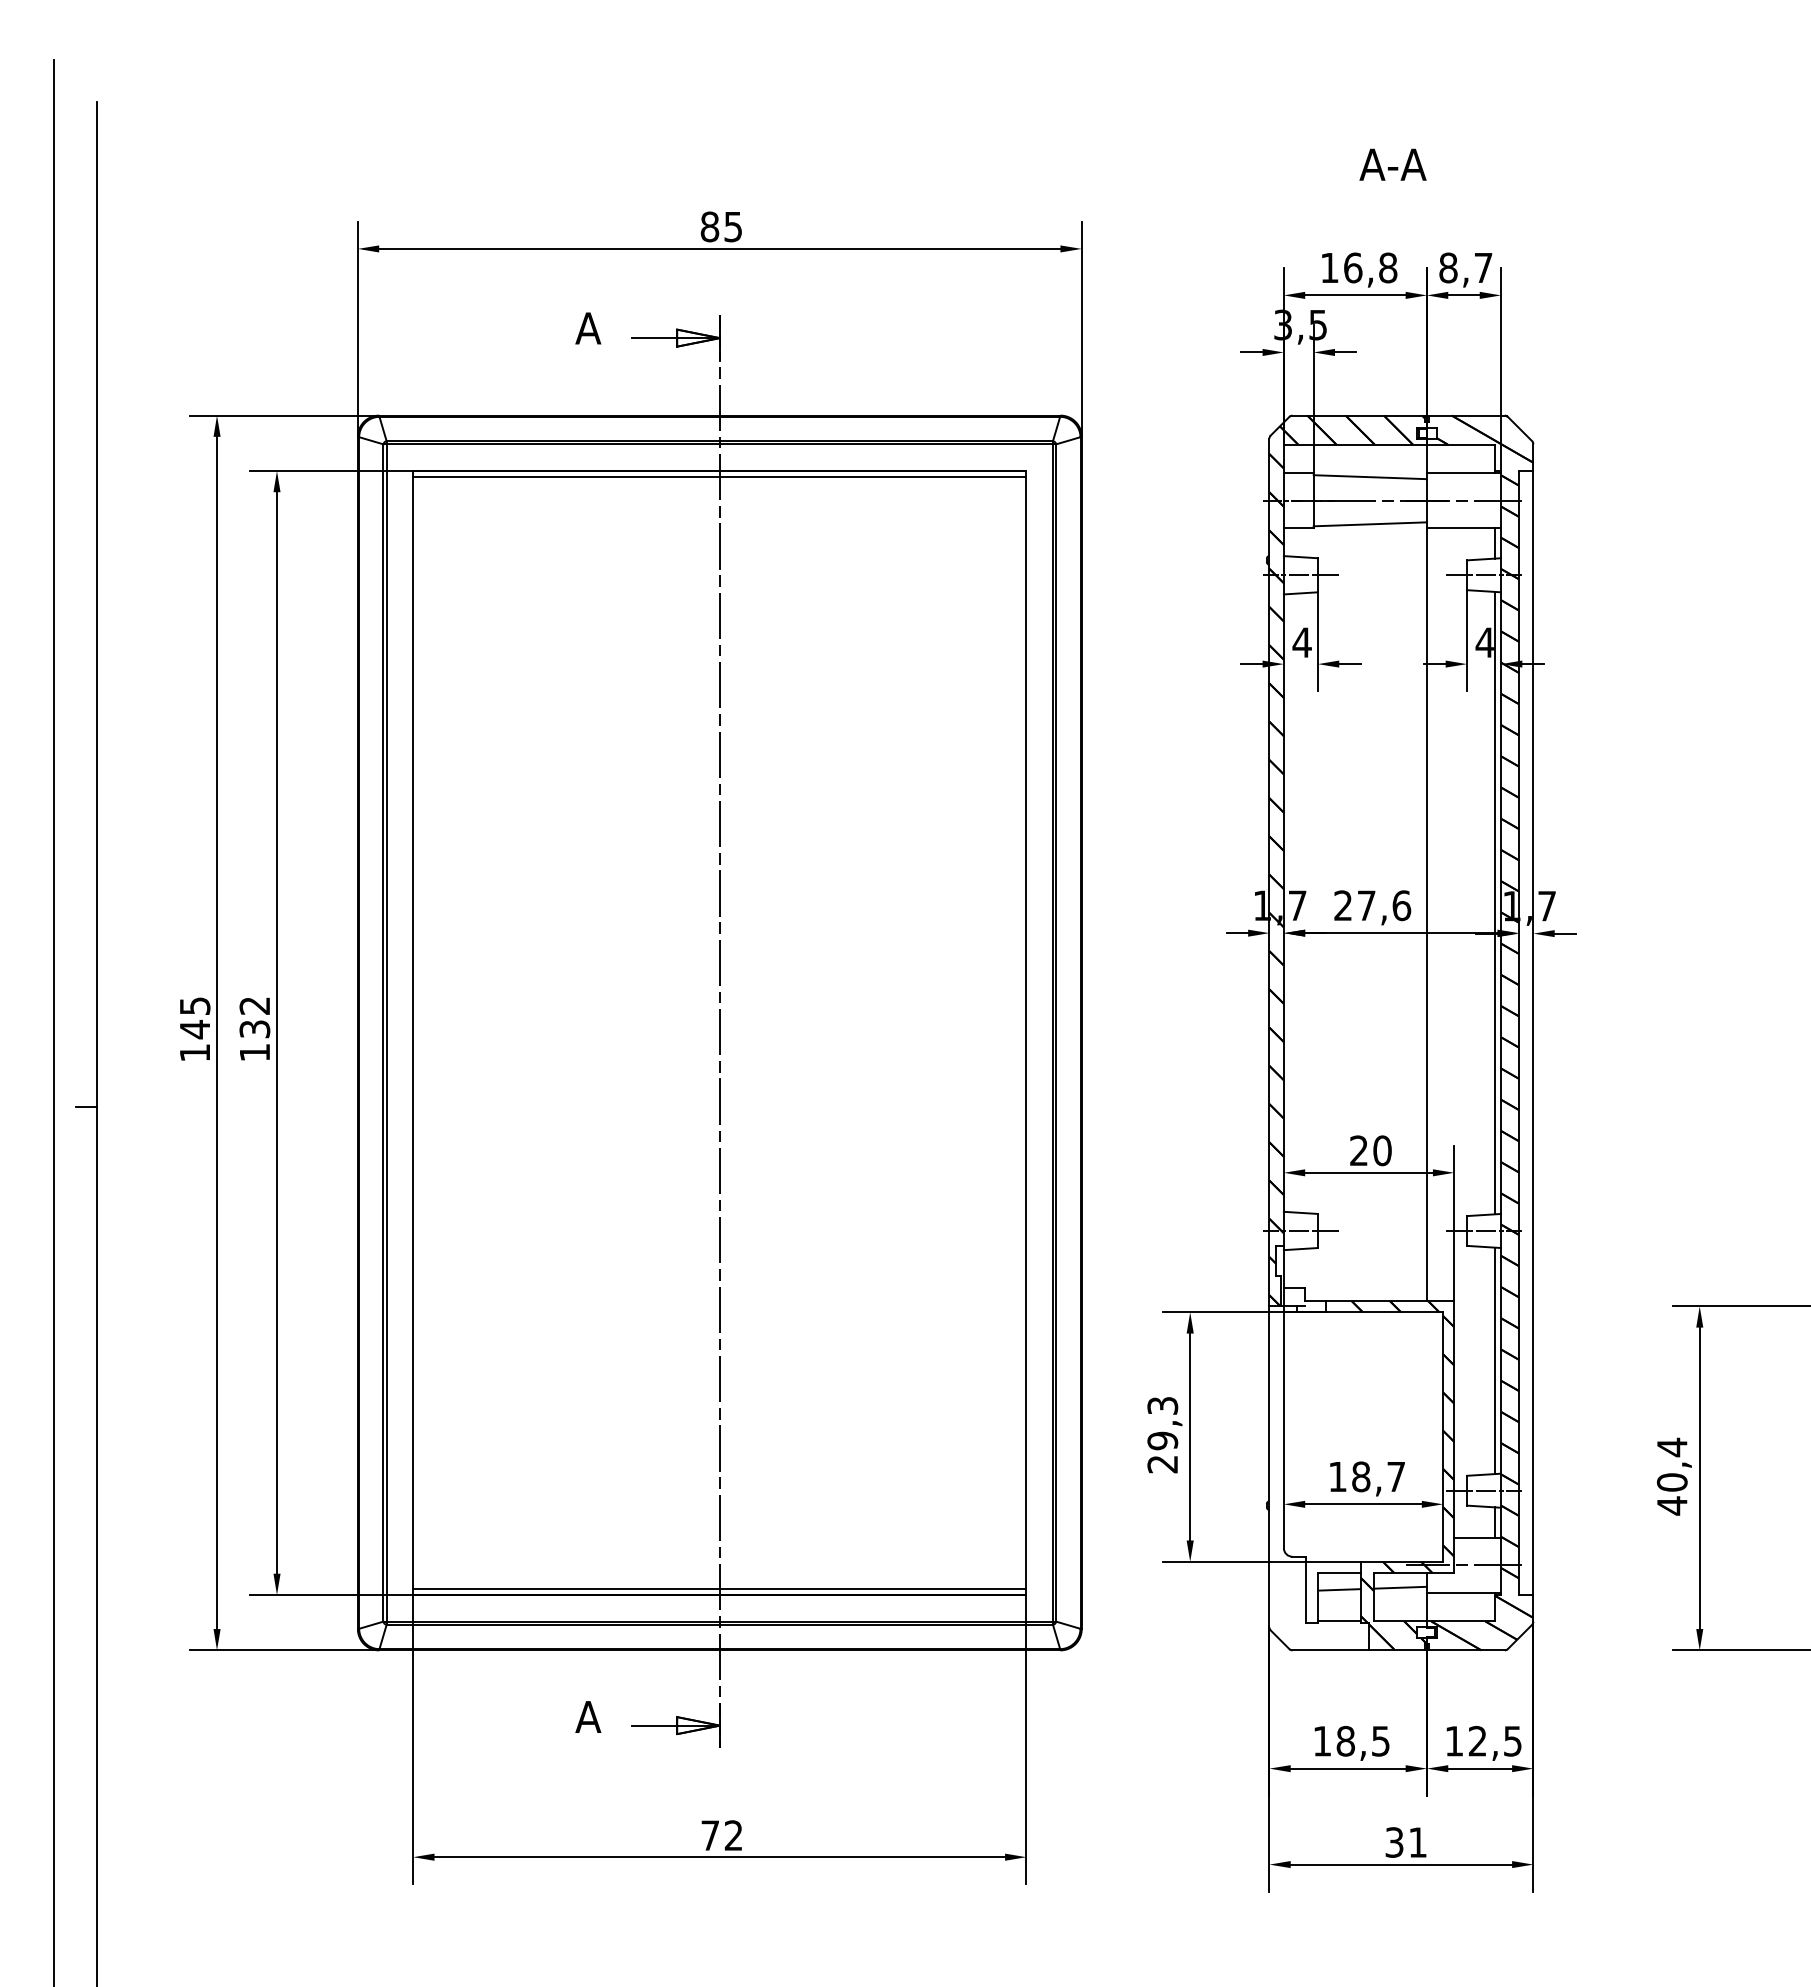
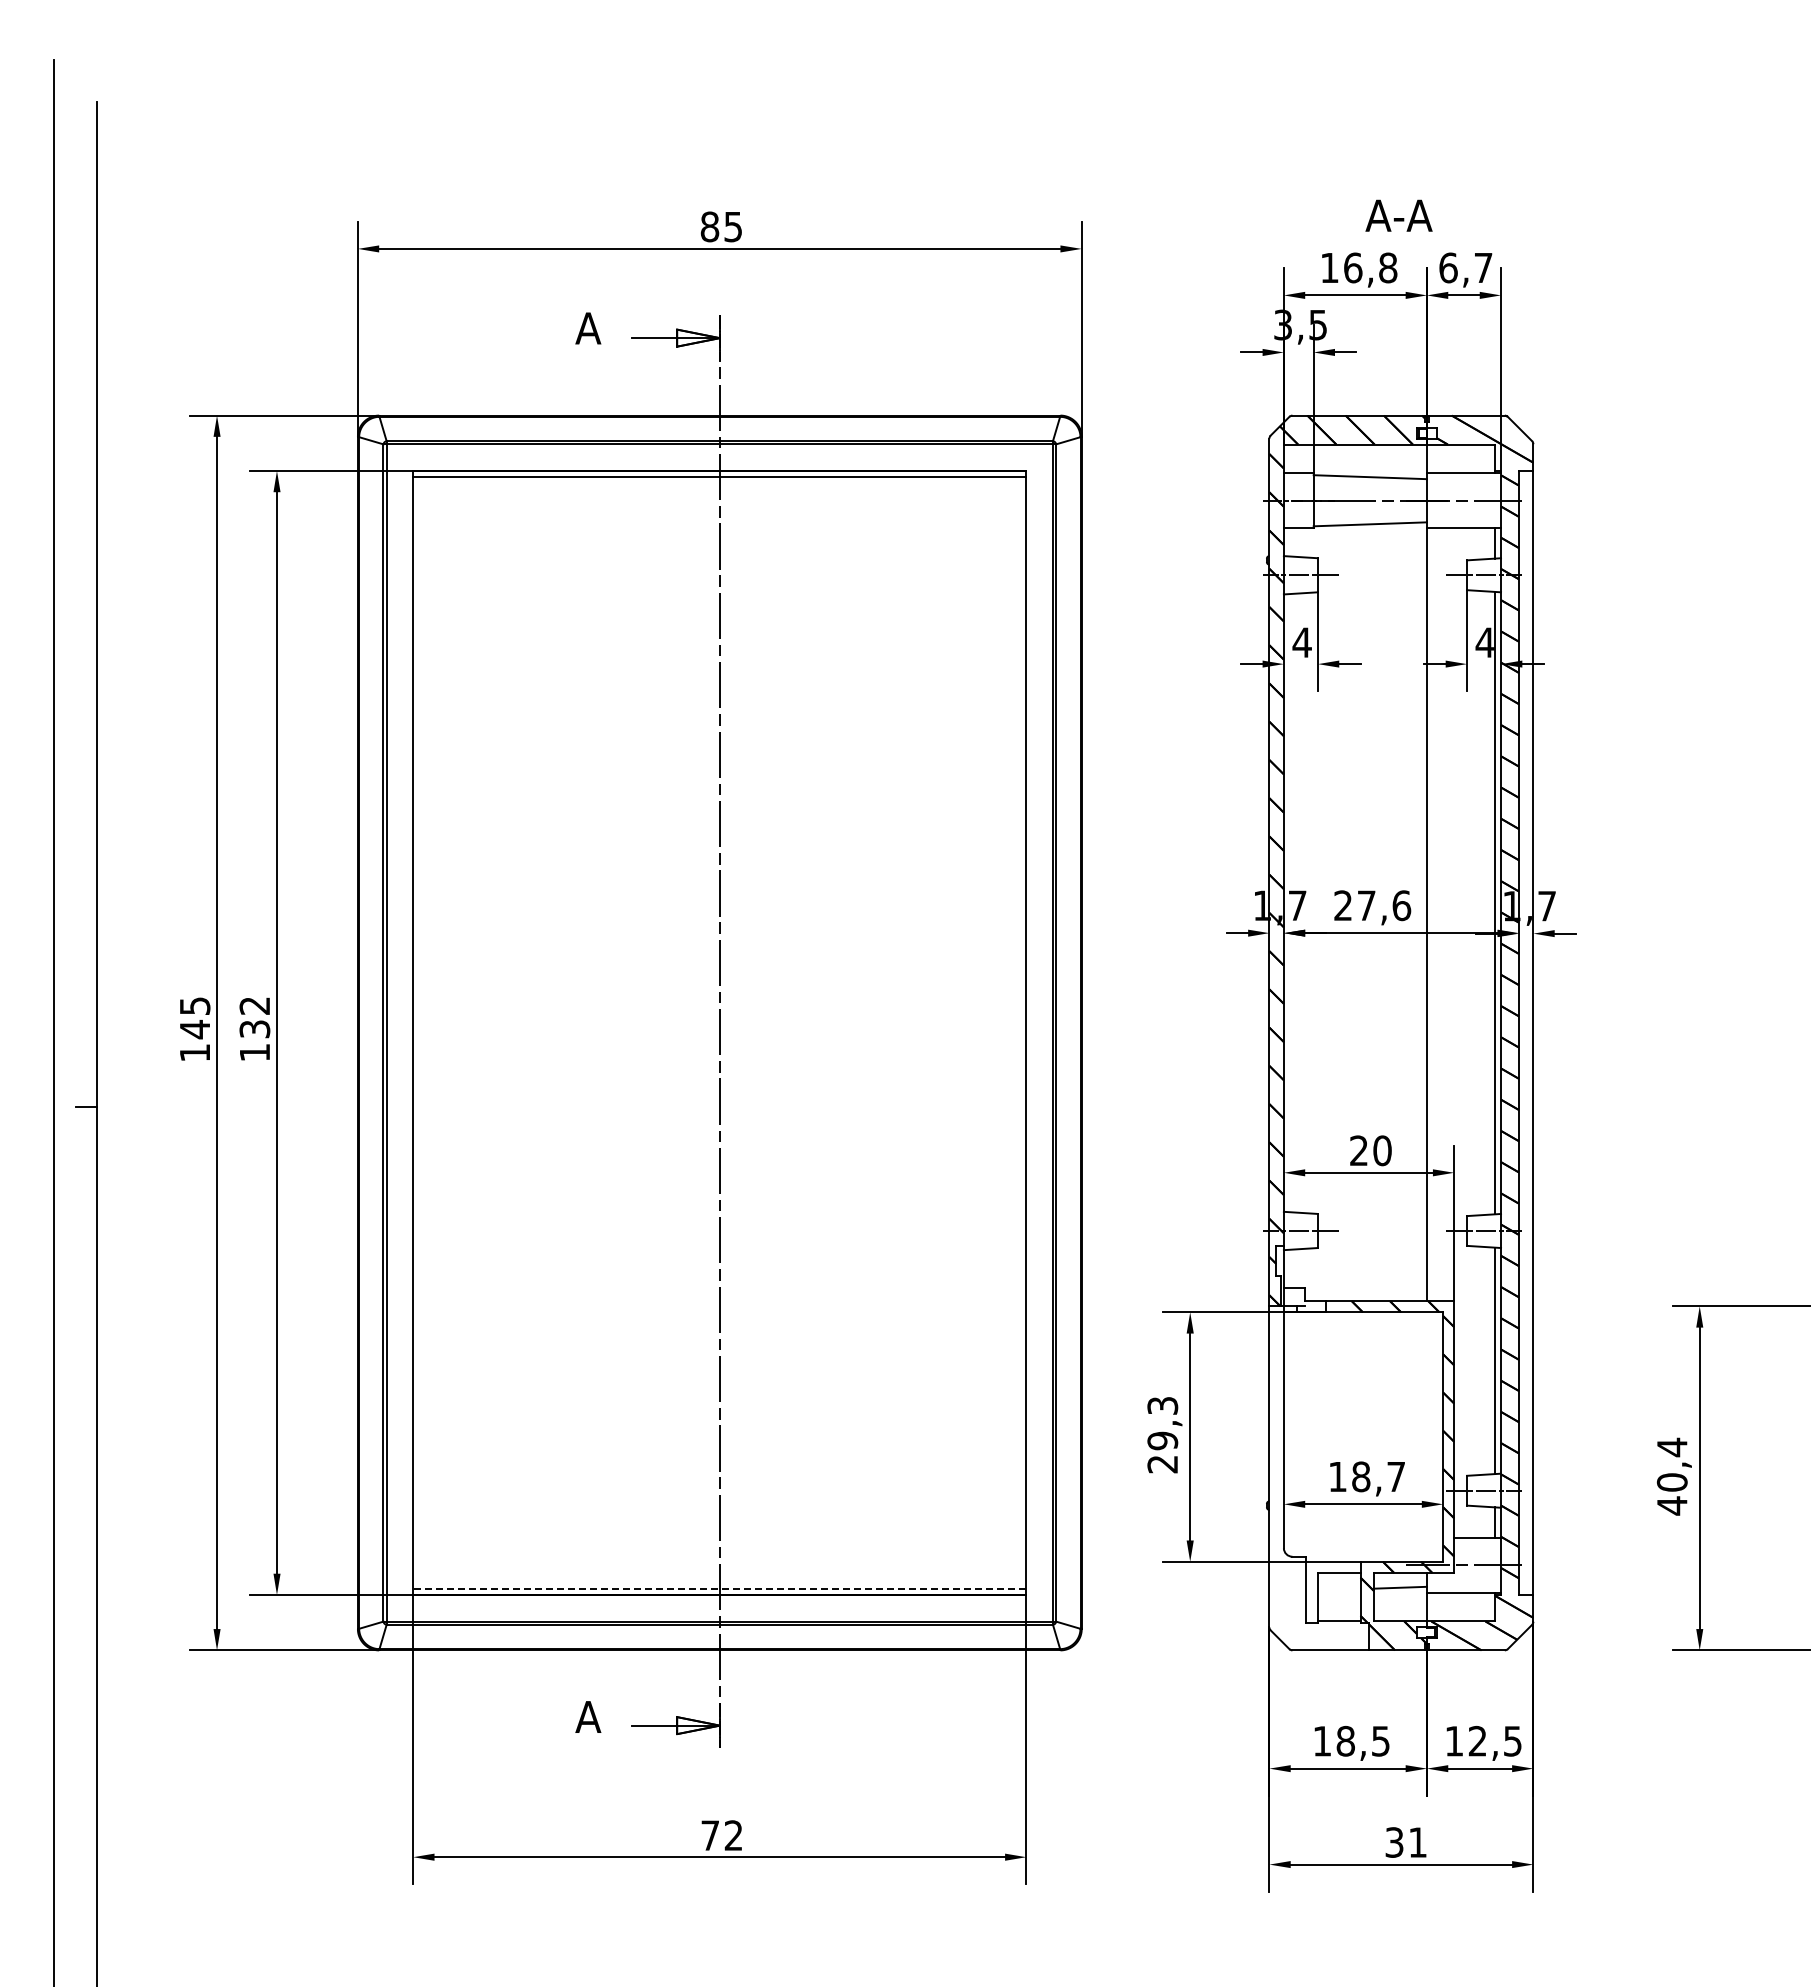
text position: (1392, 164) -> (1398, 215) (1398, 215)
text: 8,7 -> 6,7 (1448, 267)
line: solid -> dashed (719, 1589)
line: present -> none (1338, 1589)
